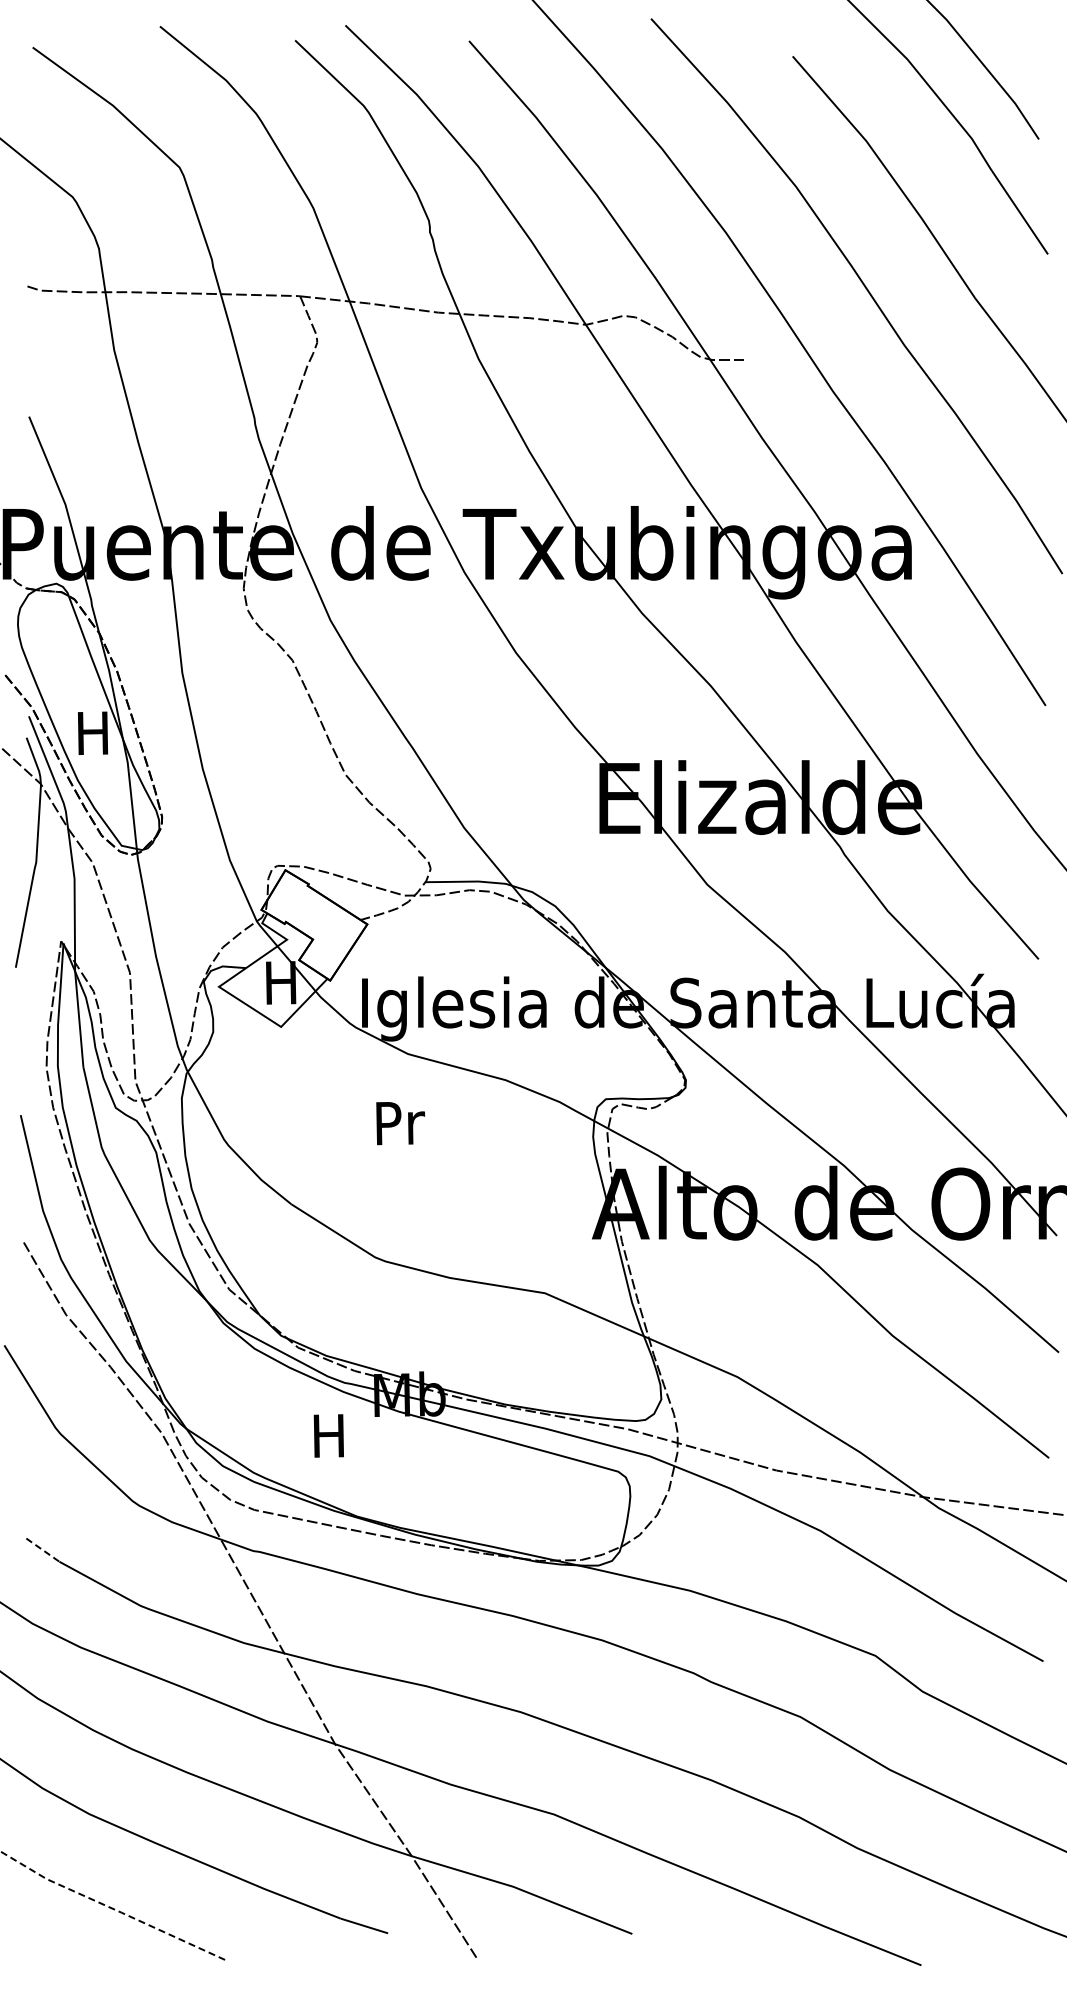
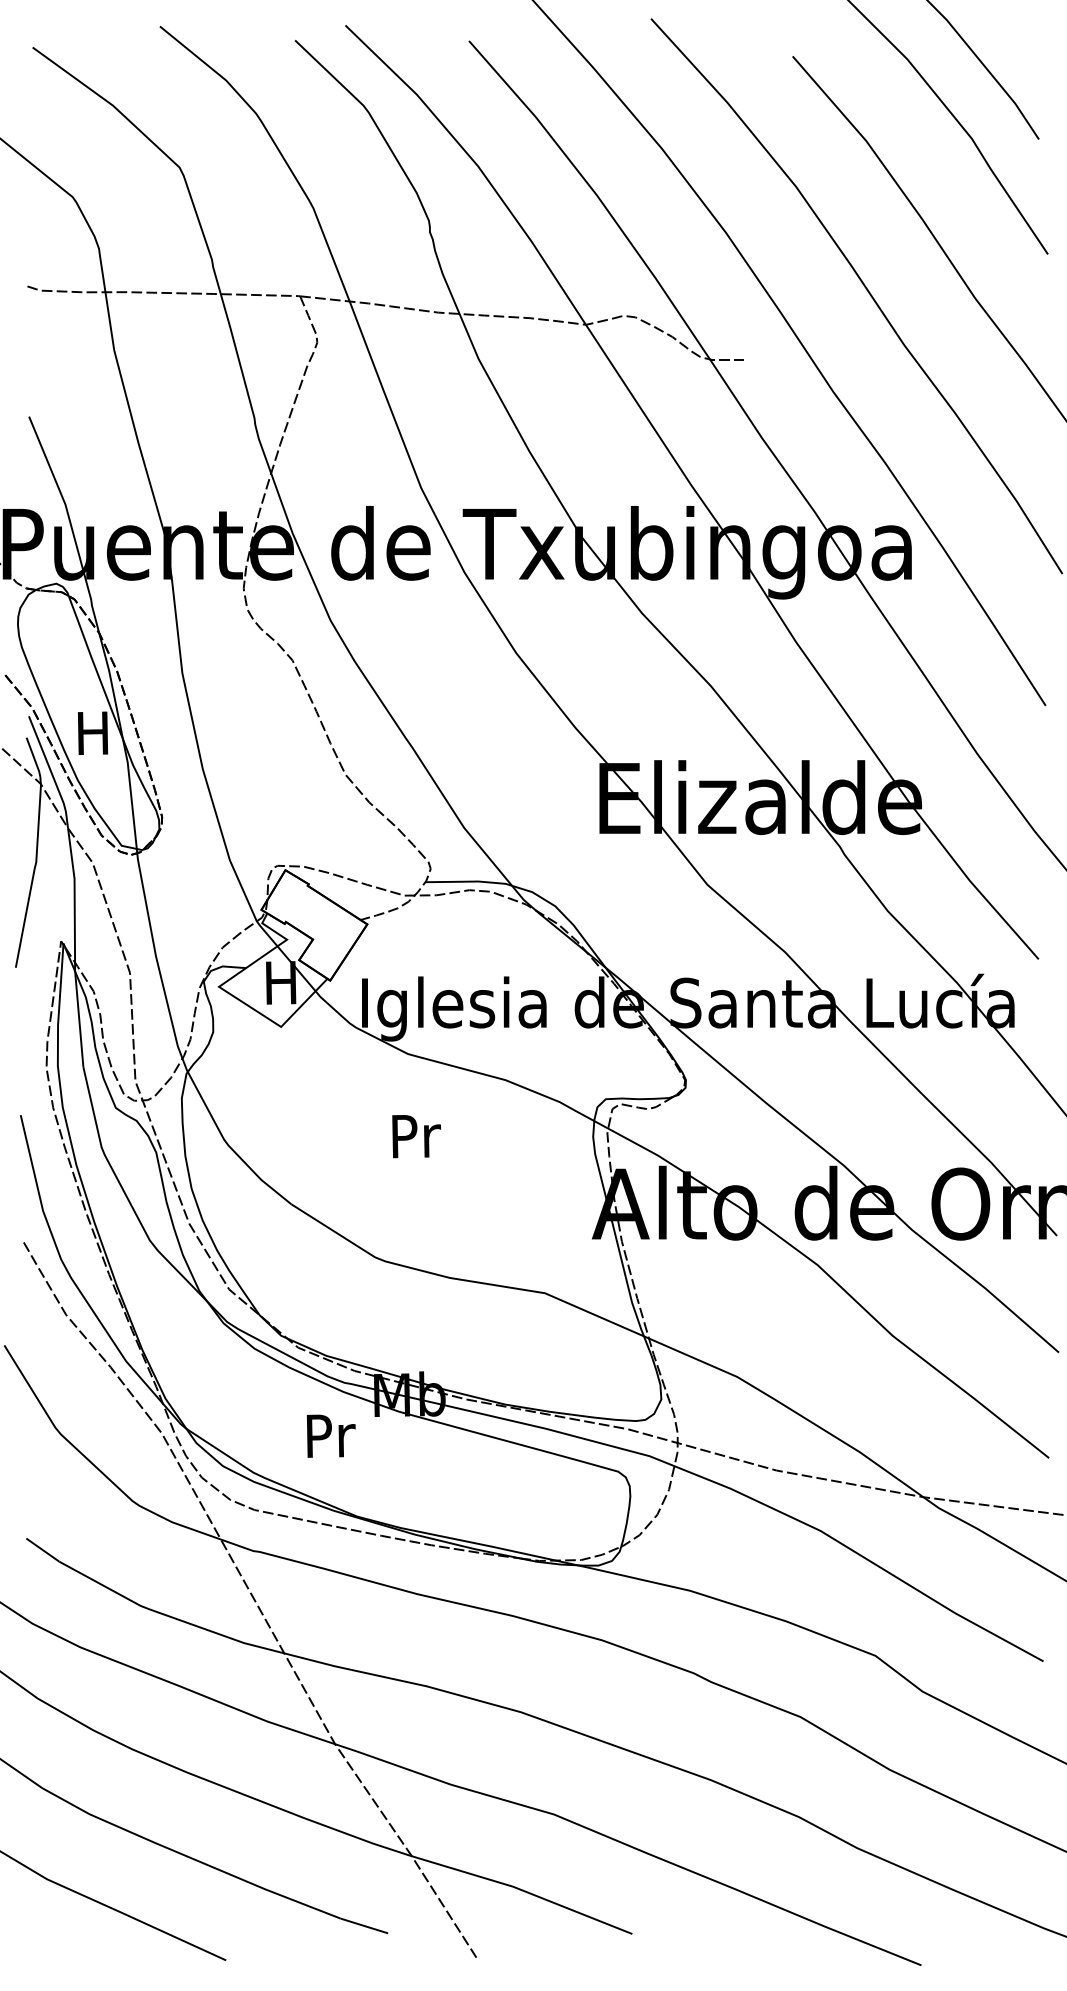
text position: (400, 1123) -> (416, 1136) (416, 1136)
text: H -> Pr (330, 1435)
line: dashed -> solid (43, 1550)
line: dashed -> solid (111, 1908)
